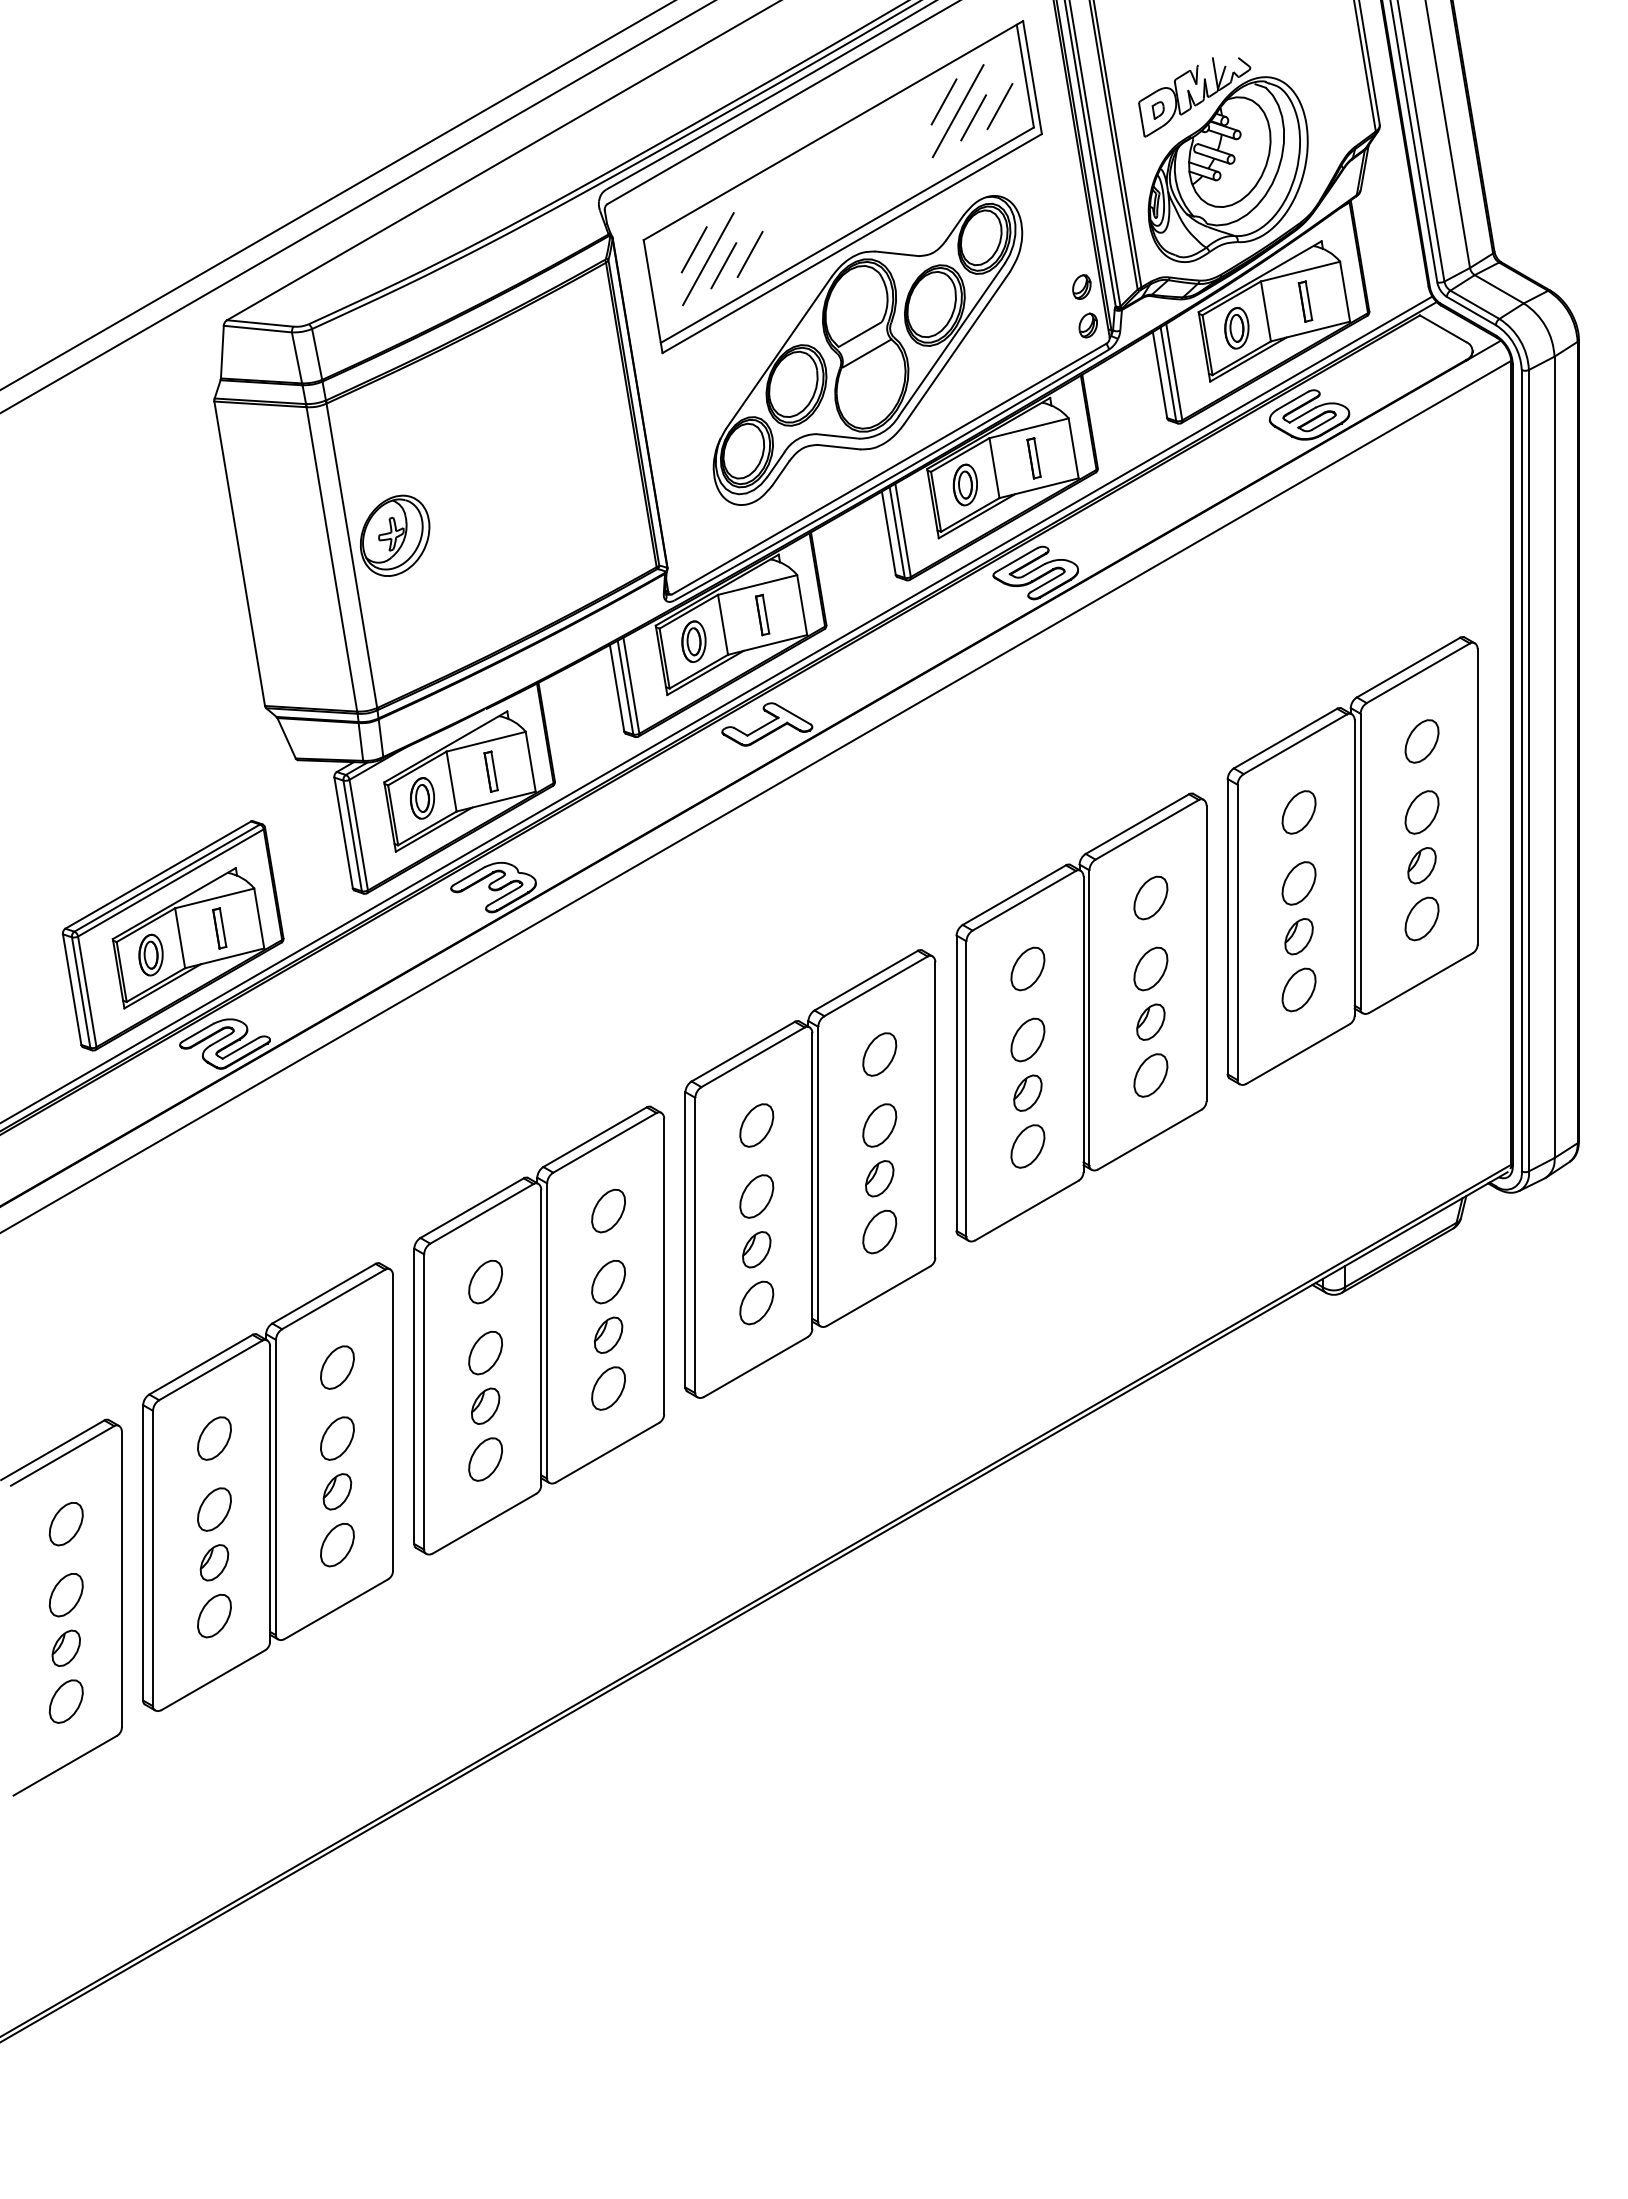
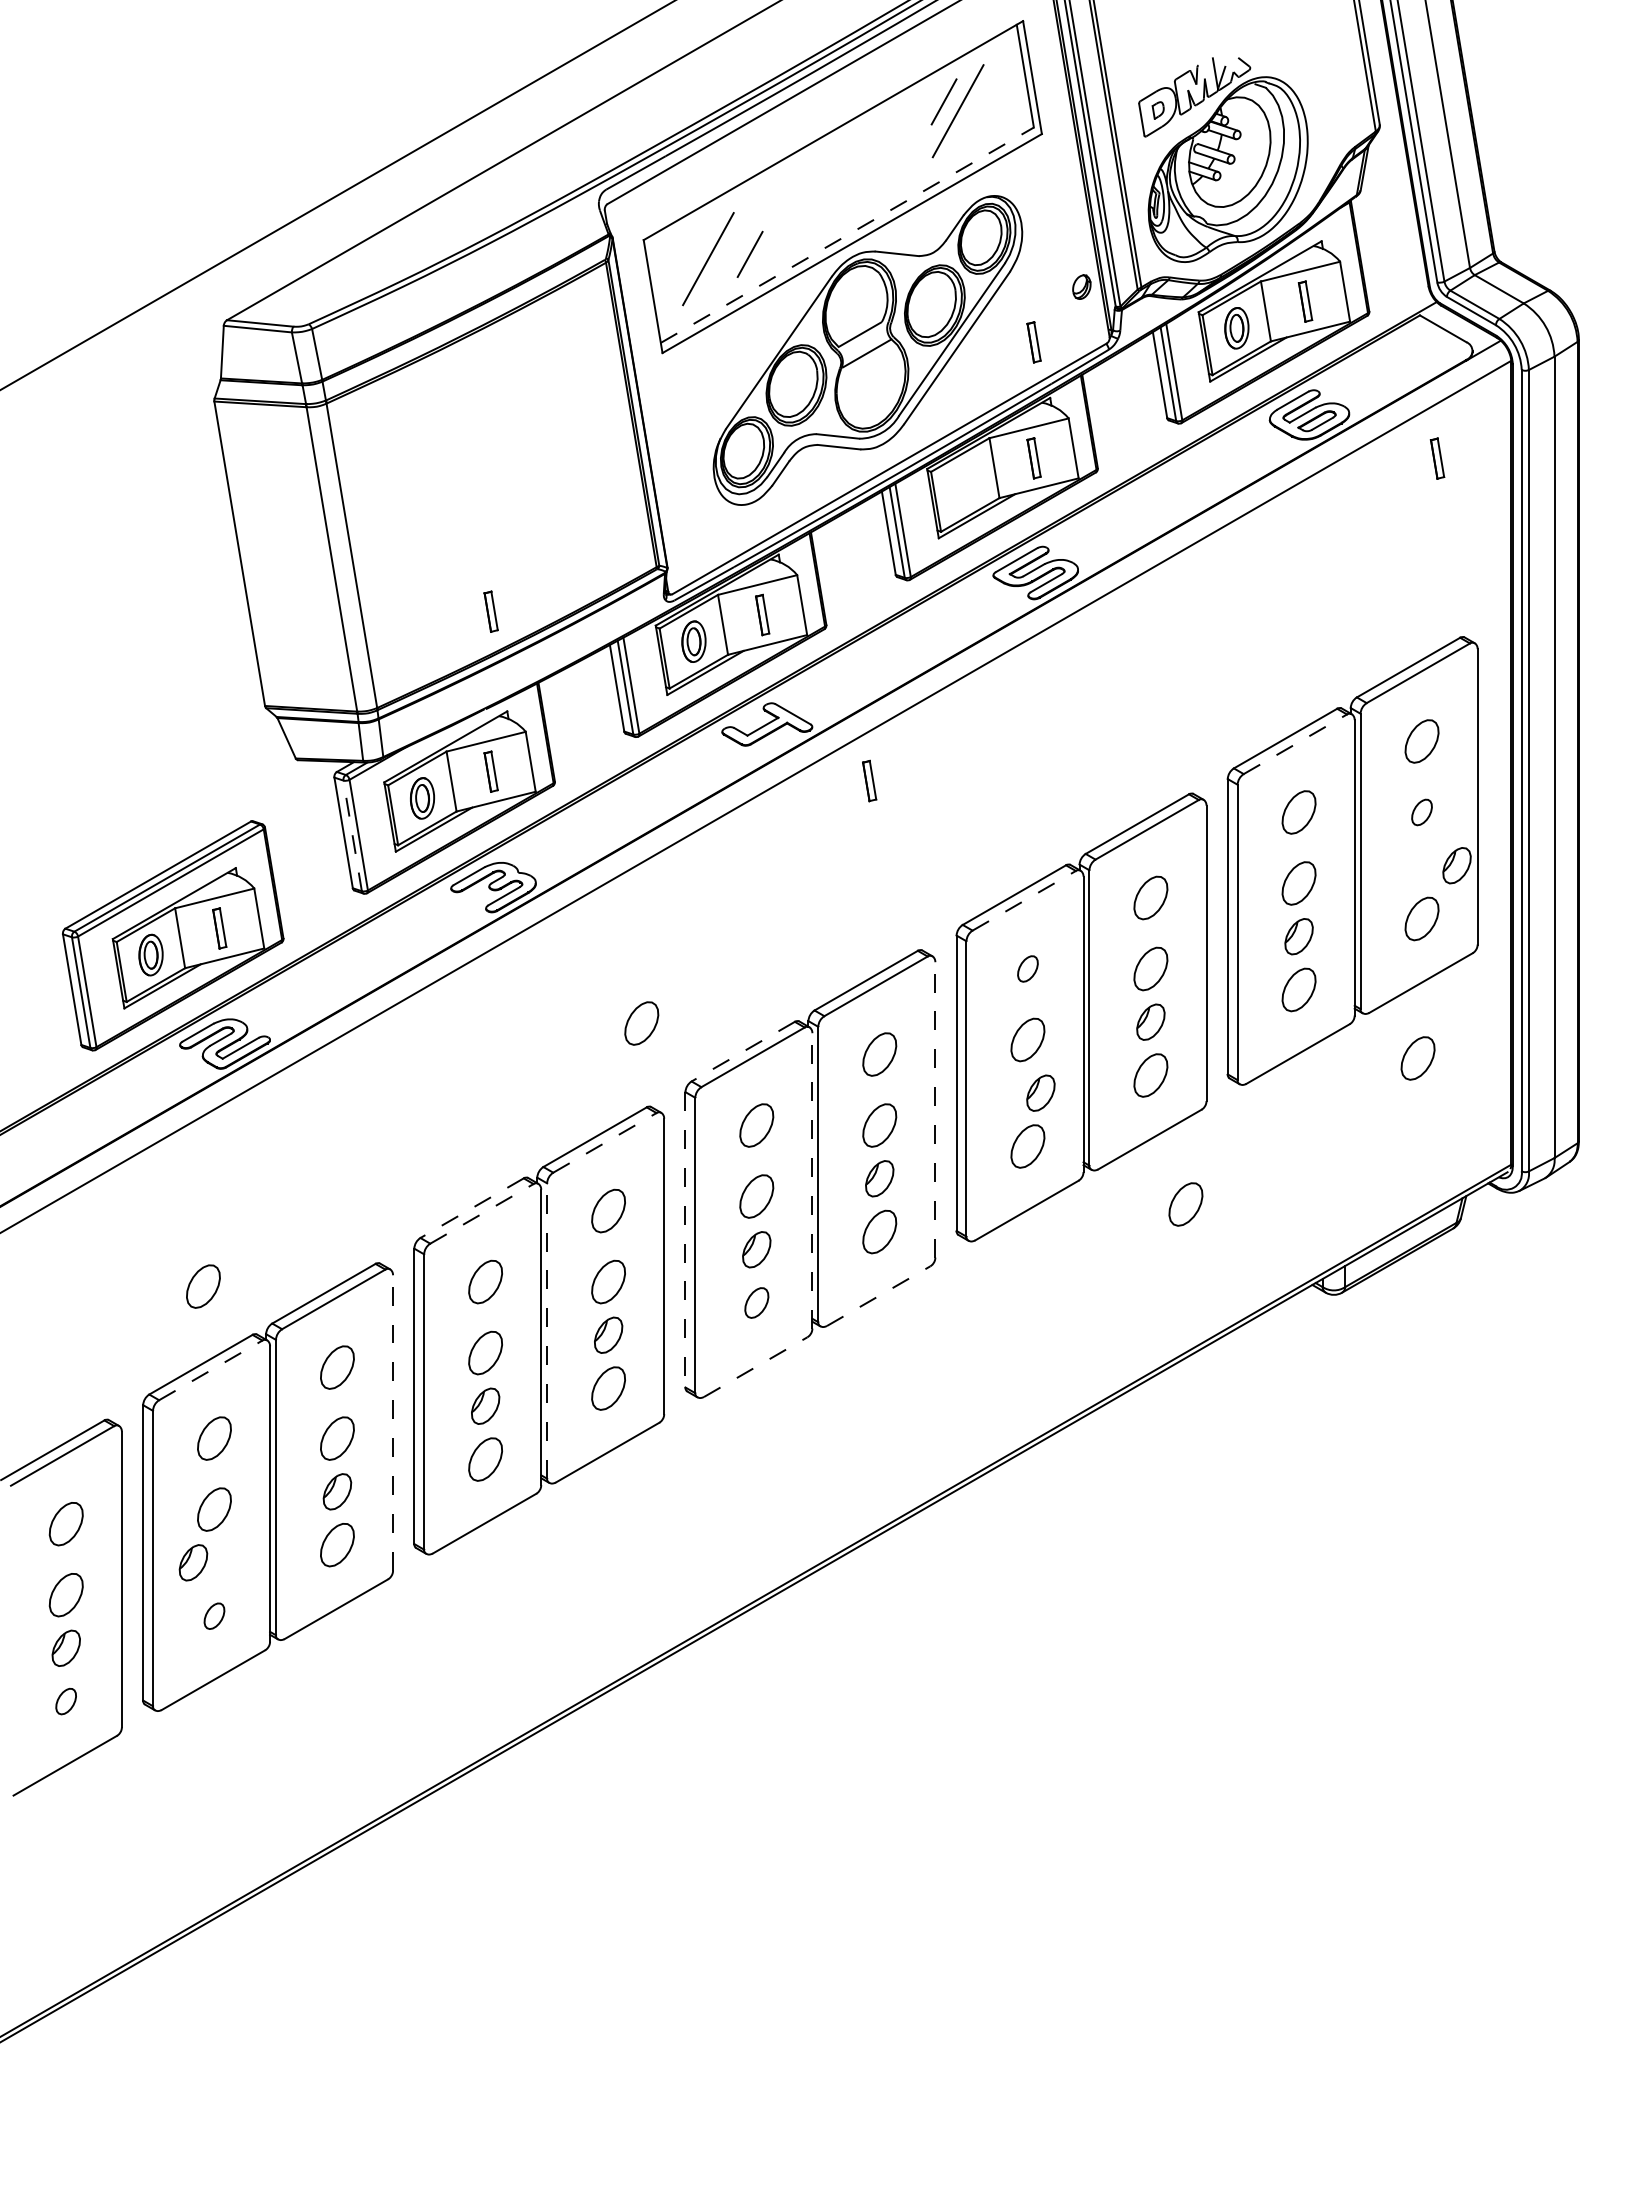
line: present -> none (999, 106)
line: present -> none (973, 117)
line: present -> none (357, 207)
line: solid -> dashed (847, 234)
line: present -> none (693, 249)
line: present -> none (723, 265)
part: present -> none (1087, 325)
part: none -> present (1033, 342)
part: none -> present (1437, 458)
part: present -> none (964, 484)
part: present -> none (395, 535)
part: none -> present (490, 611)
line: present -> none (717, 709)
line: solid -> dashed (1295, 744)
part: none -> present (869, 780)
part size: 36x45 px -> 22x29 px (1421, 812)
line: solid -> dashed (352, 835)
part position: (1421, 865) -> (1456, 865) (1456, 865)
line: solid -> dashed (1024, 900)
part size: 36x46 px -> 22x28 px (1027, 968)
part: none -> present (641, 1023)
line: solid -> dashed (743, 1051)
part: none -> present (1417, 1058)
part position: (1027, 1092) -> (1040, 1092) (1040, 1092)
line: solid -> dashed (935, 1109)
line: solid -> dashed (604, 1142)
line: solid -> dashed (812, 1180)
part: none -> present (1185, 1204)
line: solid -> dashed (472, 1208)
line: solid -> dashed (481, 1213)
line: solid -> dashed (685, 1239)
part: none -> present (203, 1286)
line: solid -> dashed (878, 1296)
part size: 36x46 px -> 26x32 px (756, 1302)
line: solid -> dashed (547, 1331)
line: solid -> dashed (755, 1367)
line: solid -> dashed (210, 1370)
line: solid -> dashed (393, 1422)
part position: (214, 1562) -> (193, 1562) (193, 1562)
part size: 35x45 px -> 23x28 px (214, 1615)
part size: 36x45 px -> 22x29 px (65, 1701)
